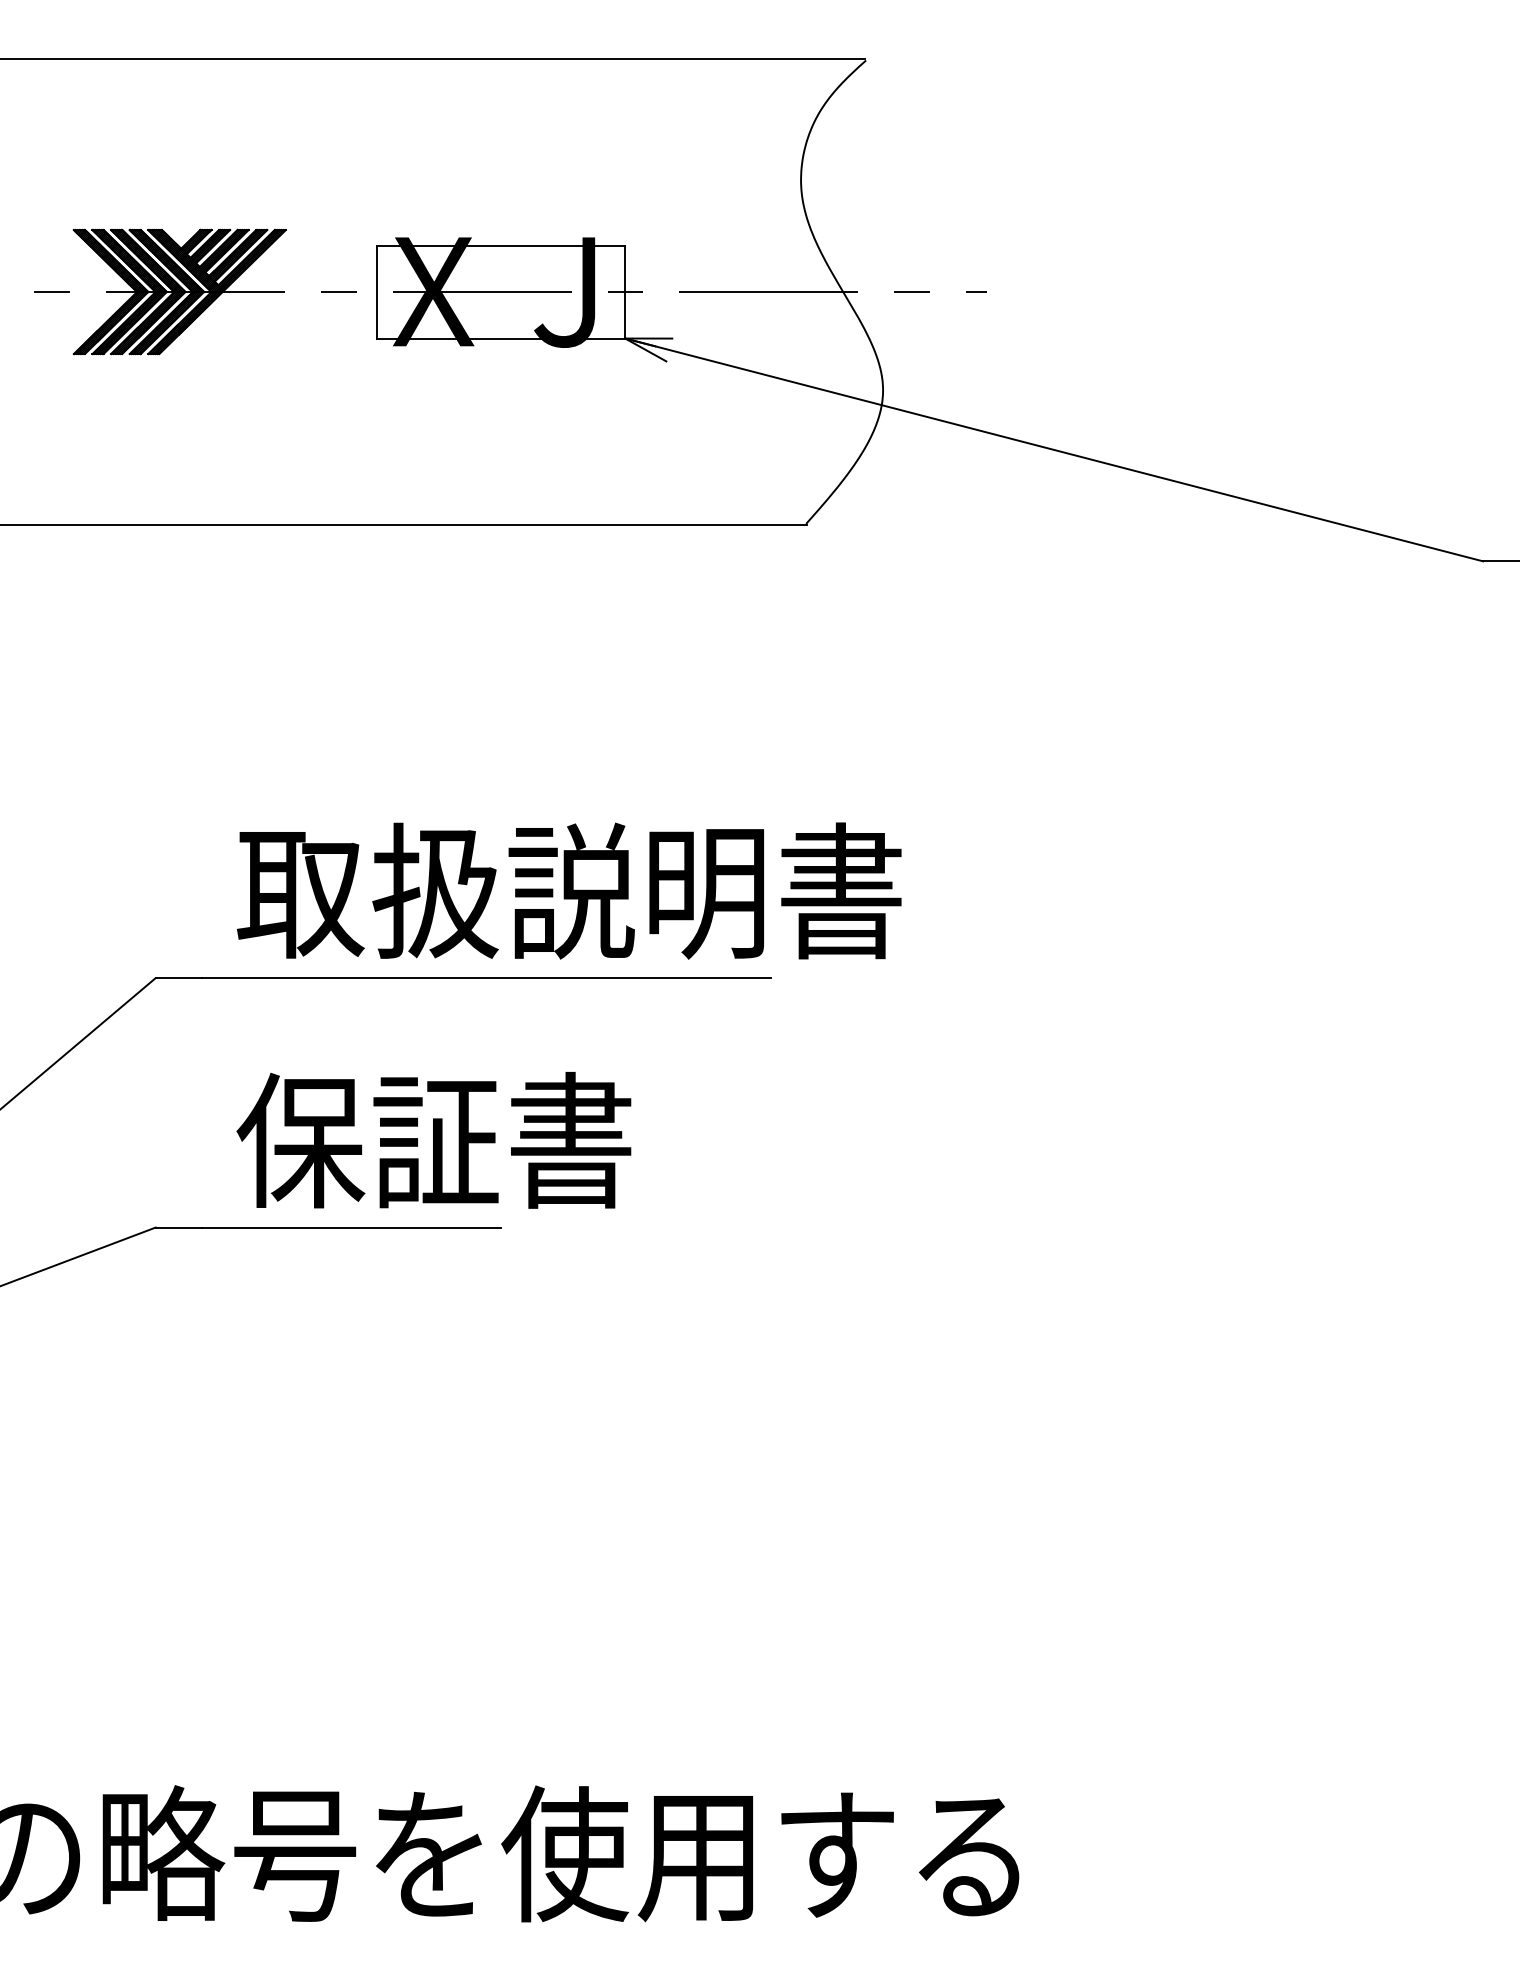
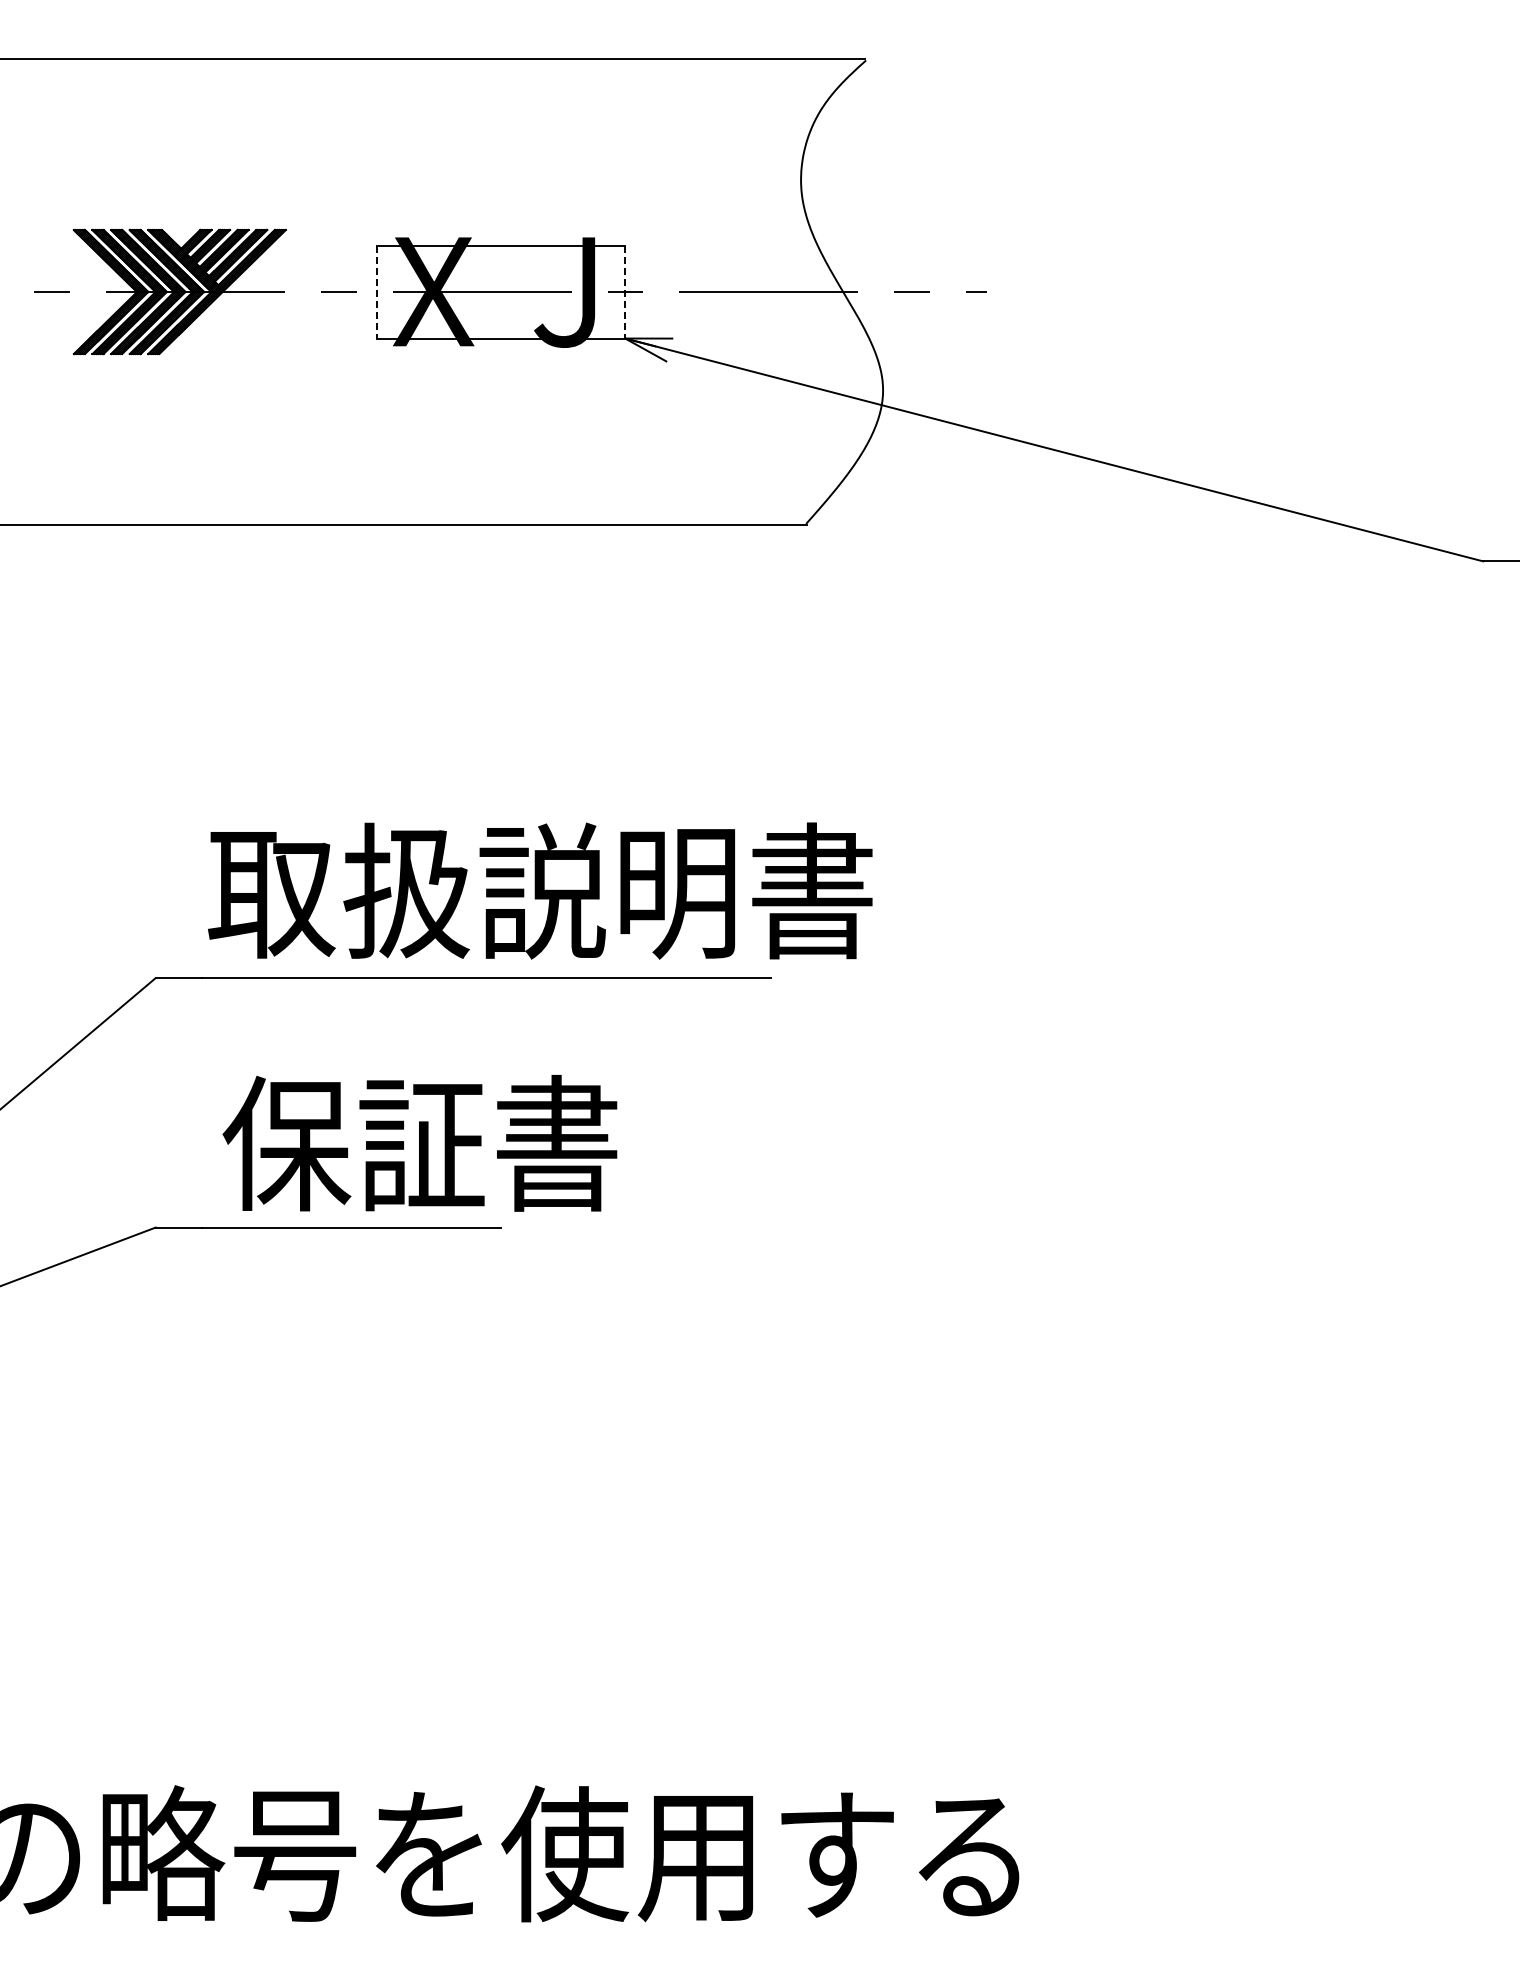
line: solid -> dashed (377, 292)
line: solid -> dashed (625, 292)
text position: (569, 890) -> (540, 890) (540, 890)
text position: (433, 1140) -> (419, 1143) (419, 1143)
